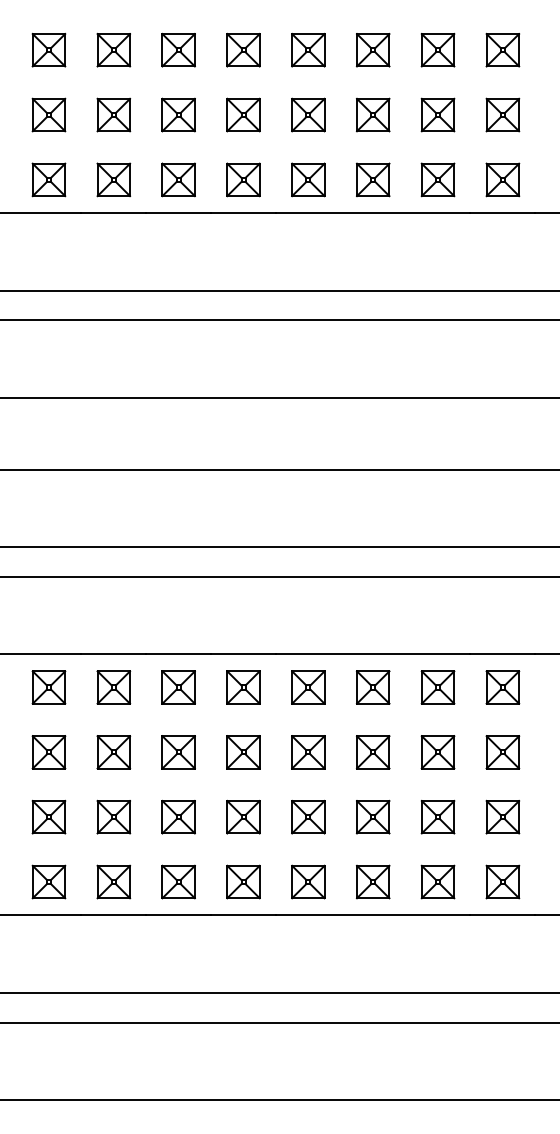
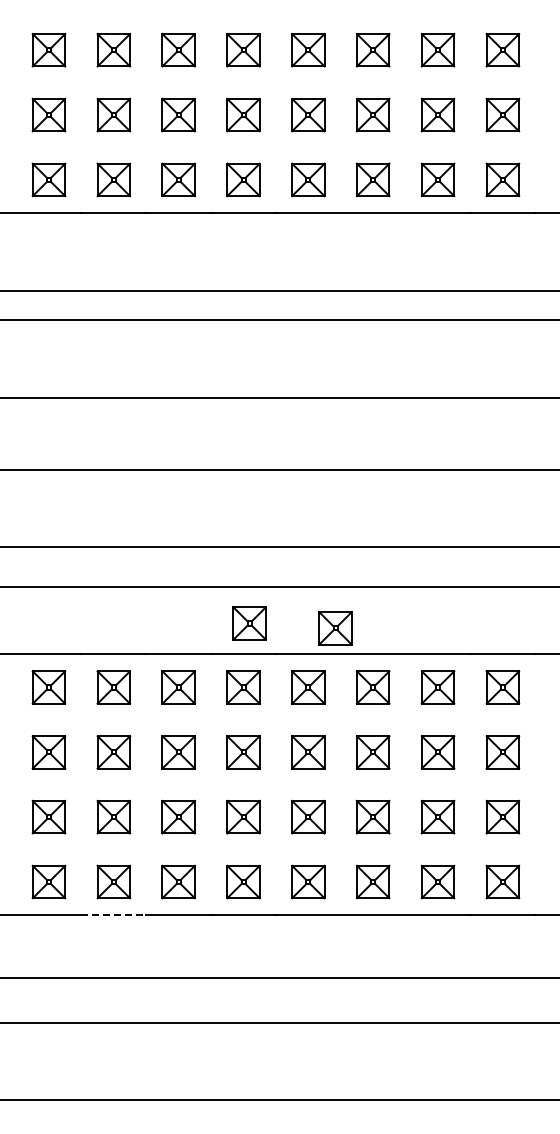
line position: (279, 576) -> (279, 586) (279, 586)
part: none -> present (249, 623)
part: none -> present (335, 628)
line: solid -> dashed (114, 915)
line position: (279, 992) -> (279, 977) (279, 977)
